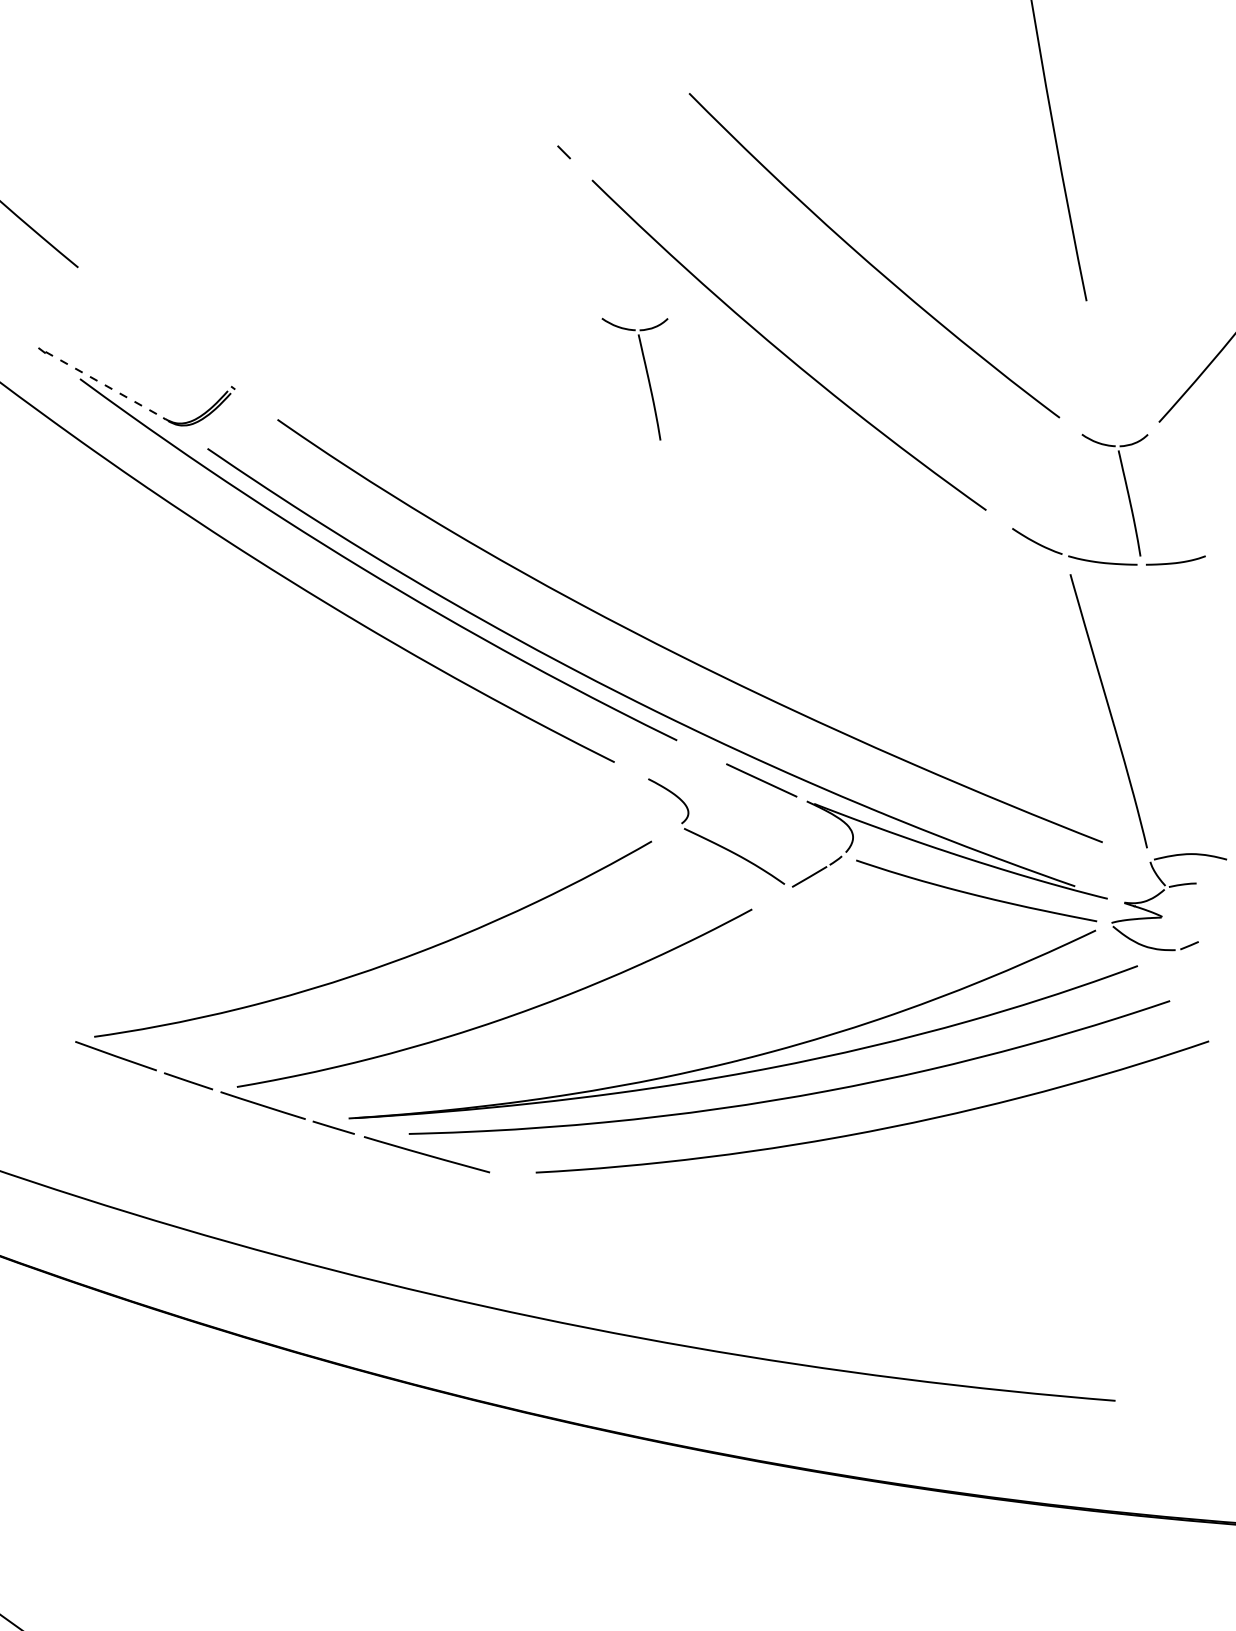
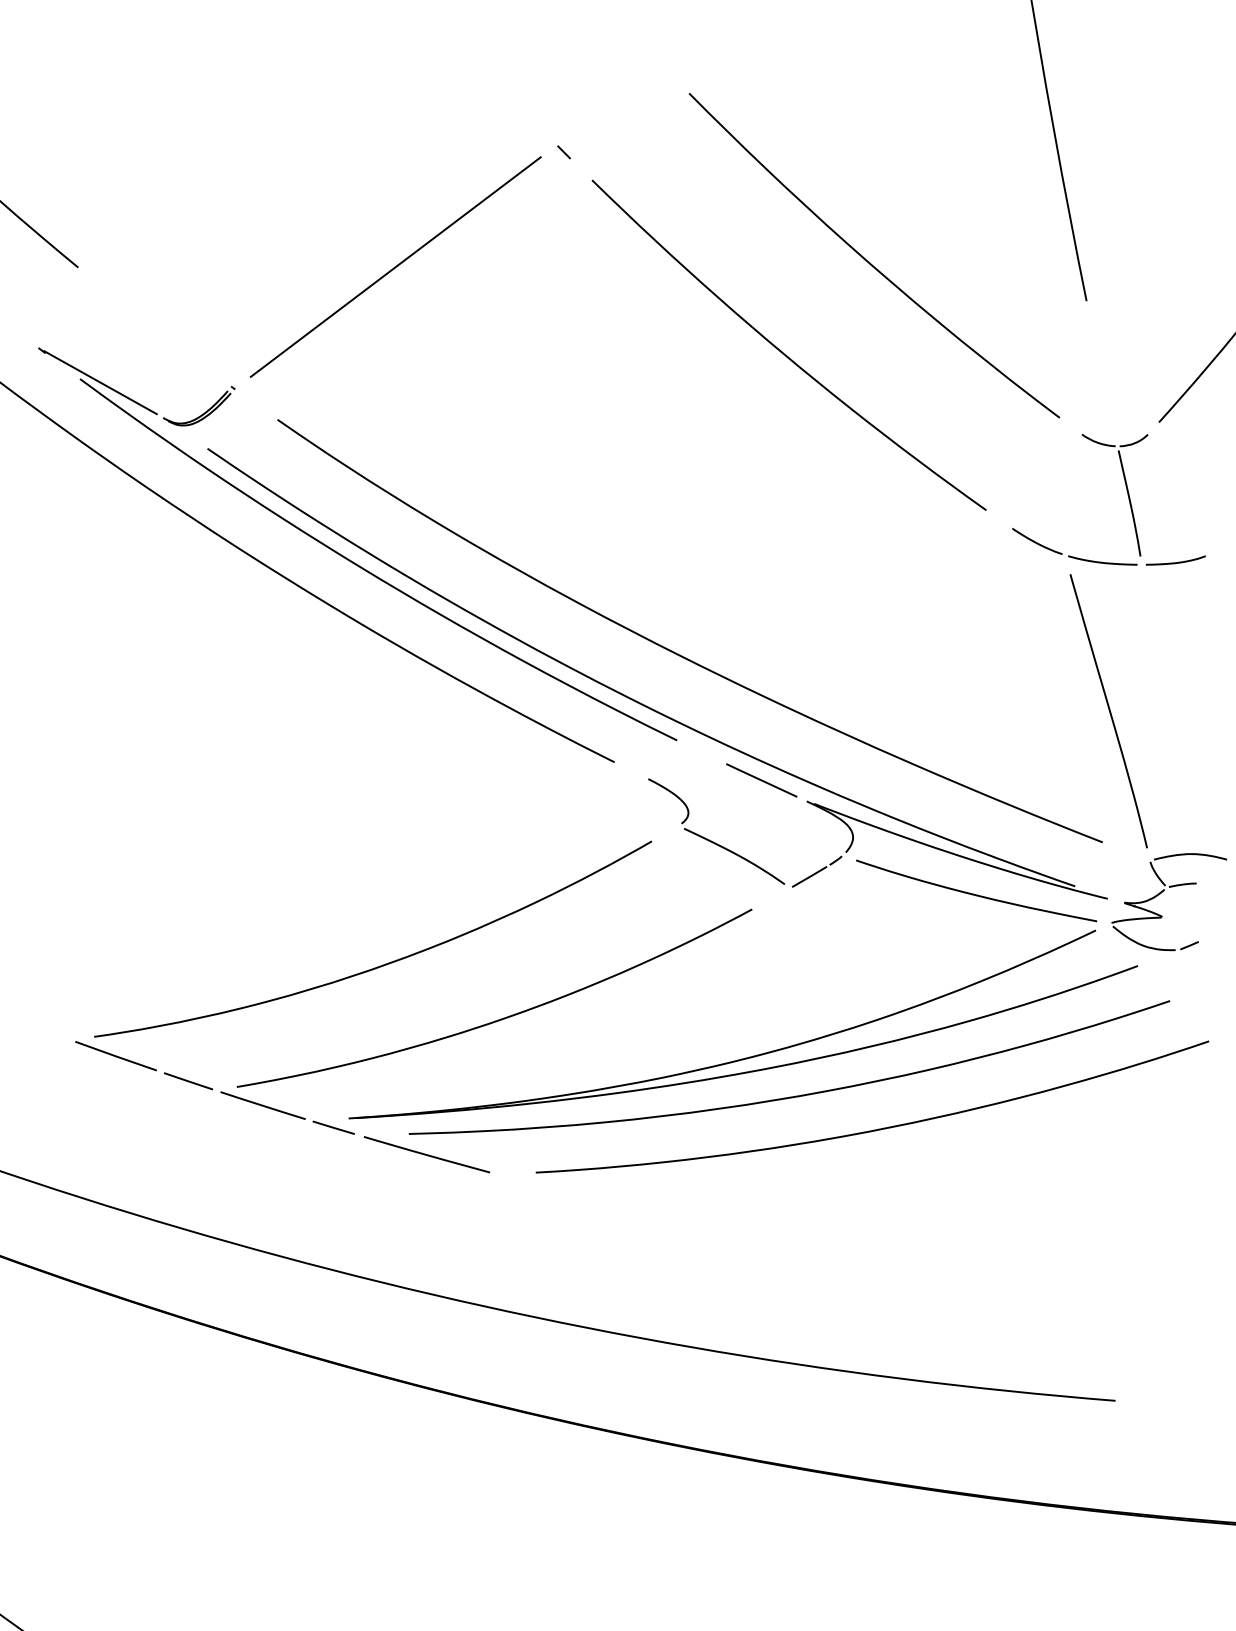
line: none -> present (395, 266)
part: present -> none (646, 375)
line: dashed -> solid (100, 382)
